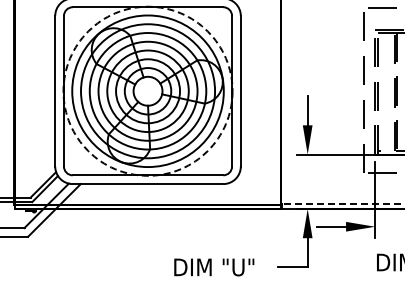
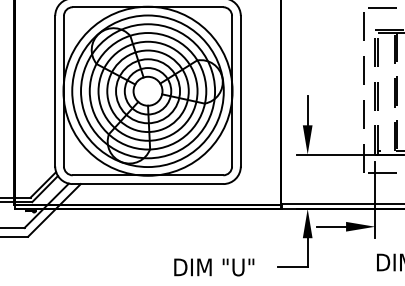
circle: dashed -> solid (147, 90)
line: dashed -> solid (342, 204)
